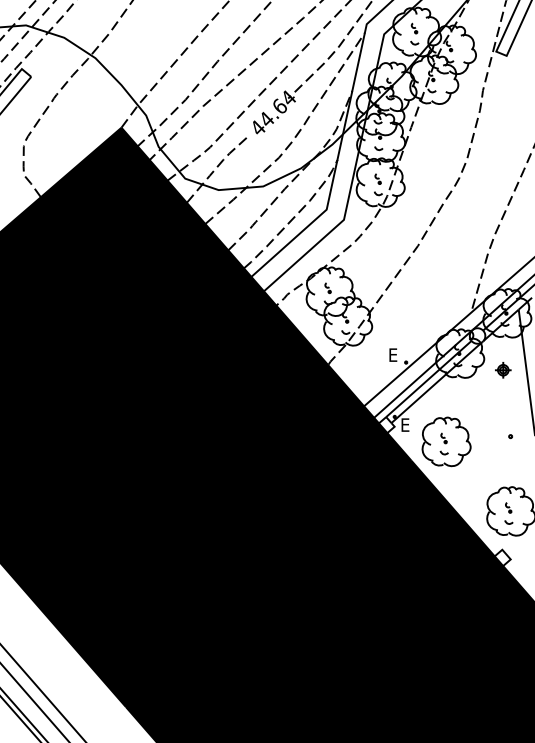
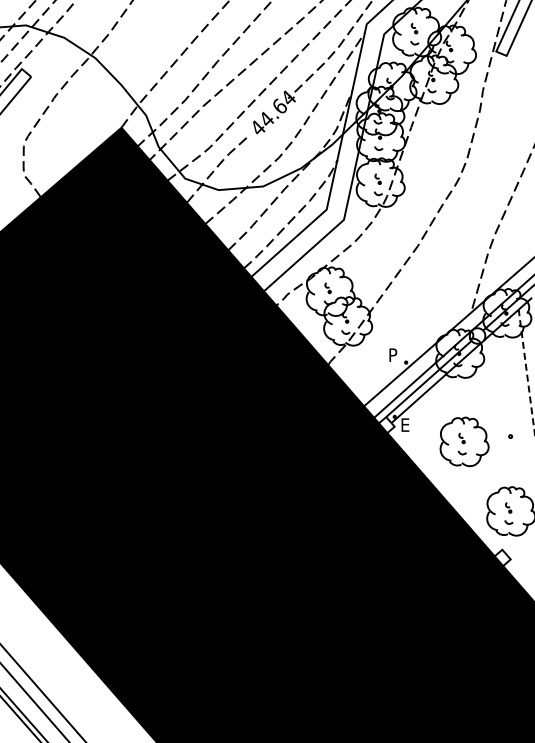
text: E -> P (394, 354)
part: present -> none (503, 370)
line: solid -> dashed (526, 371)
part position: (446, 441) -> (464, 441) (464, 441)
